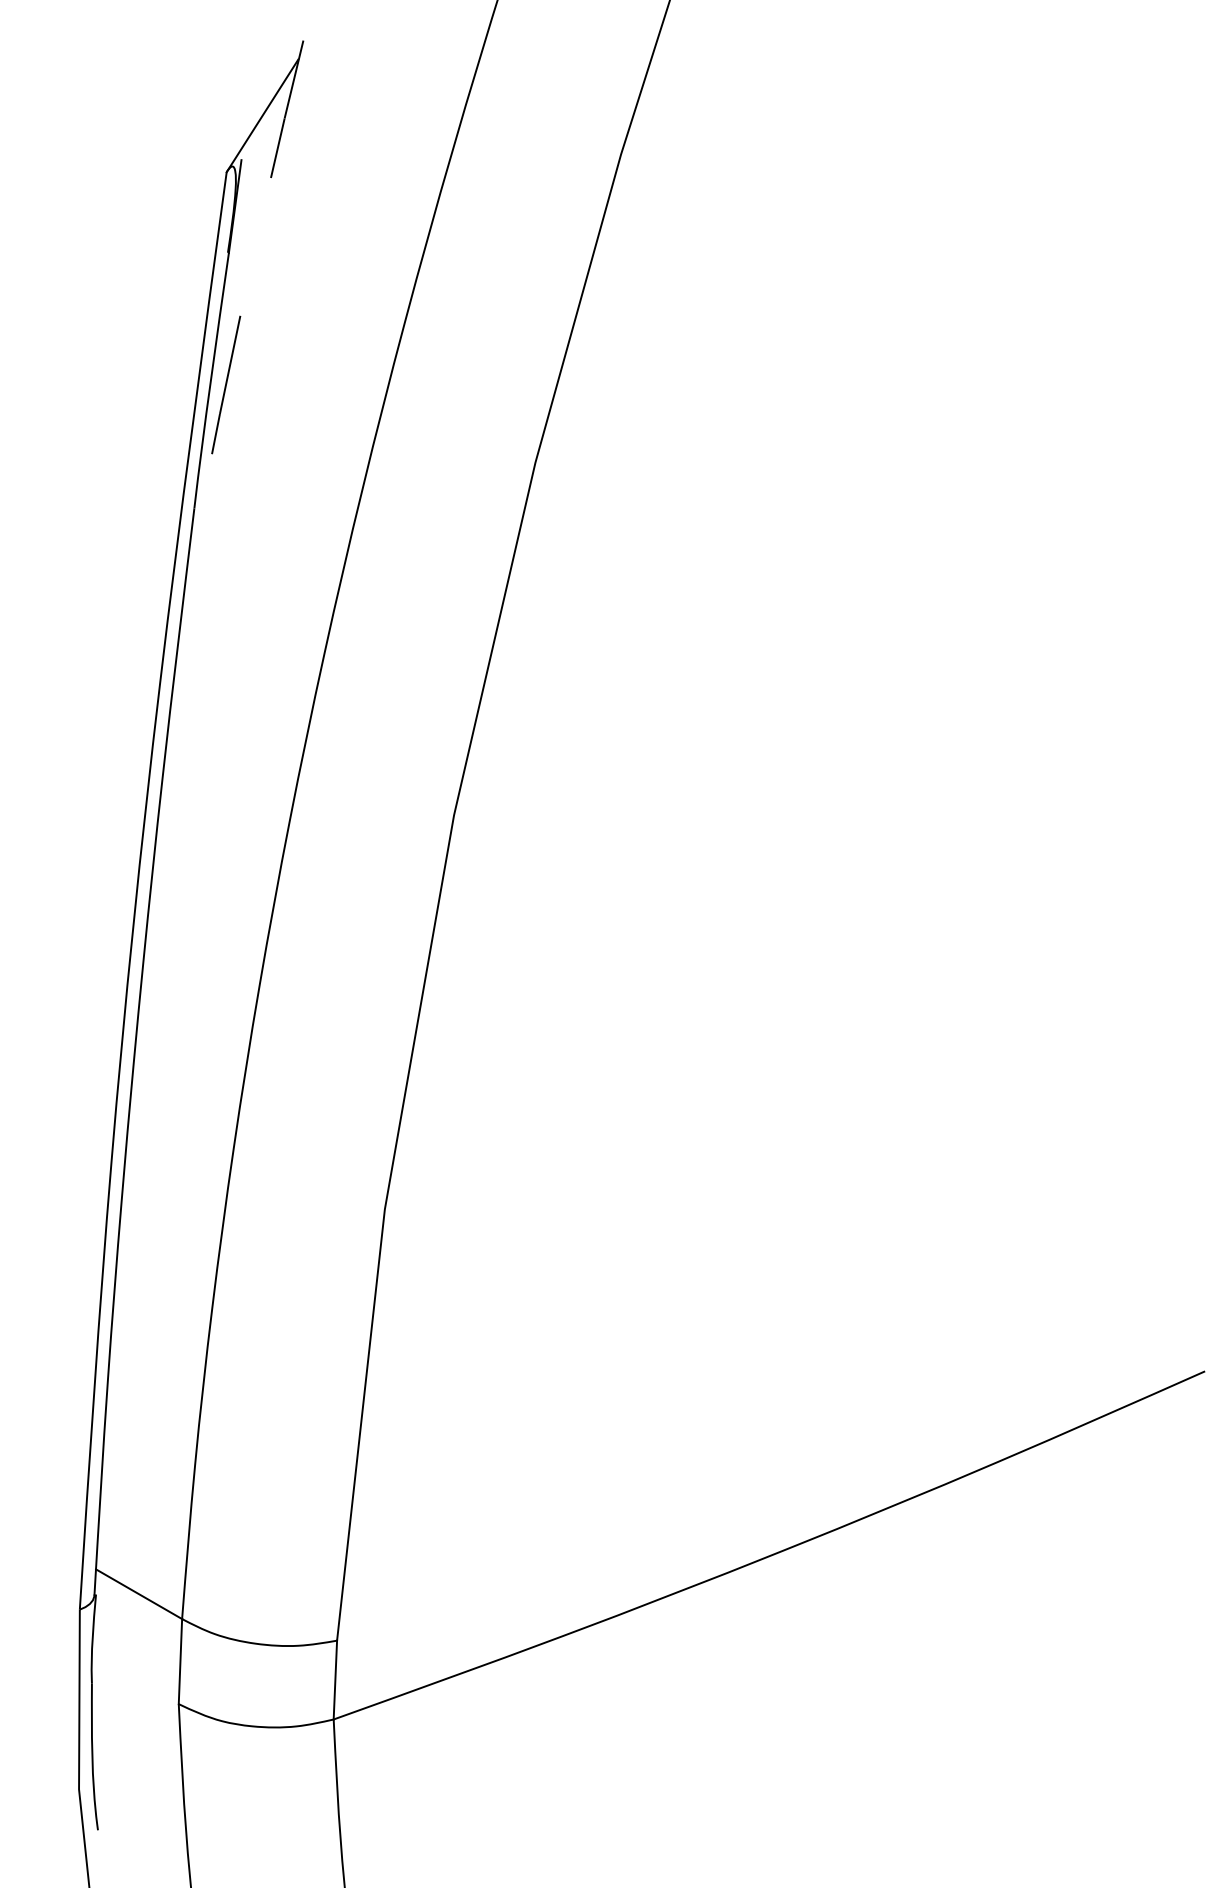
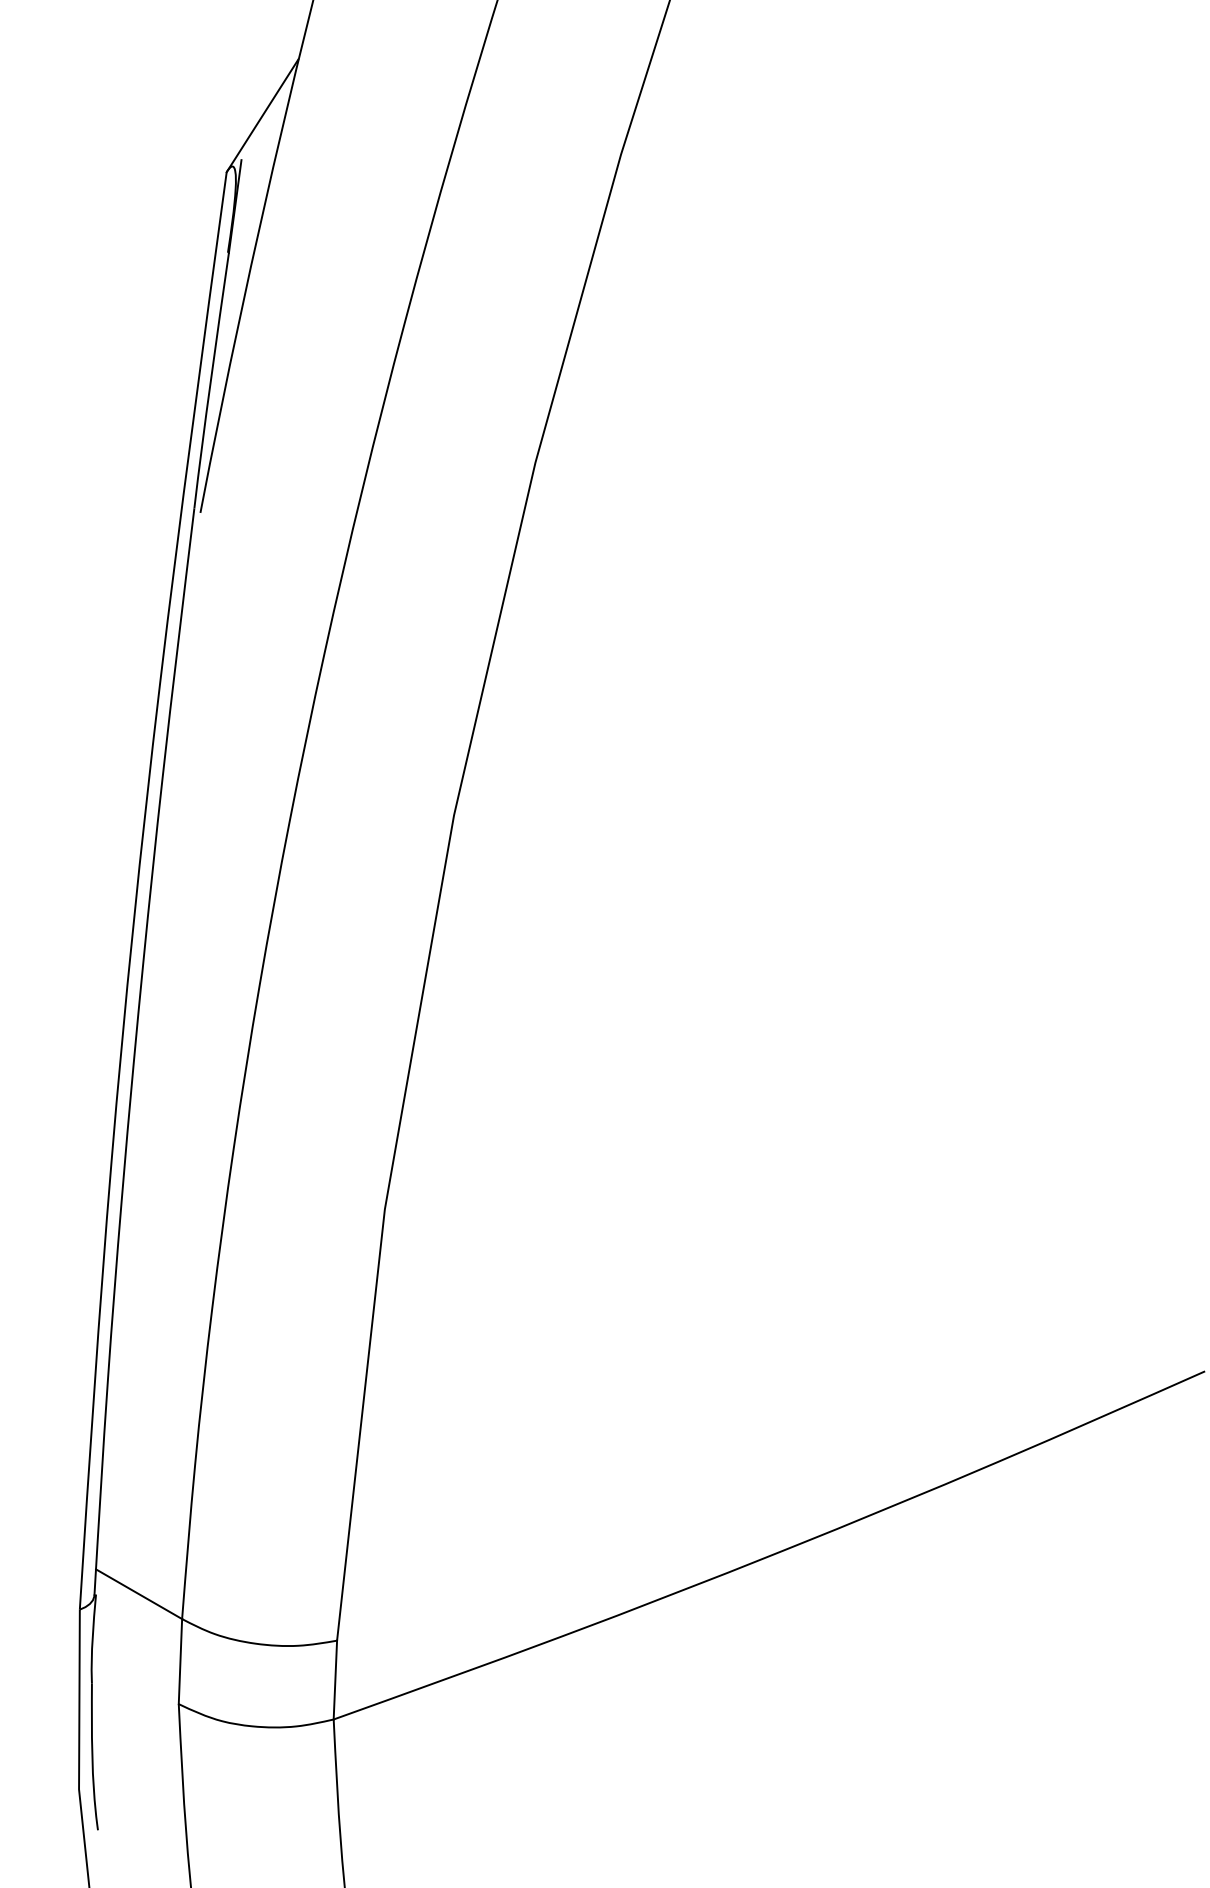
arc: dashed -> solid (253, 255)
